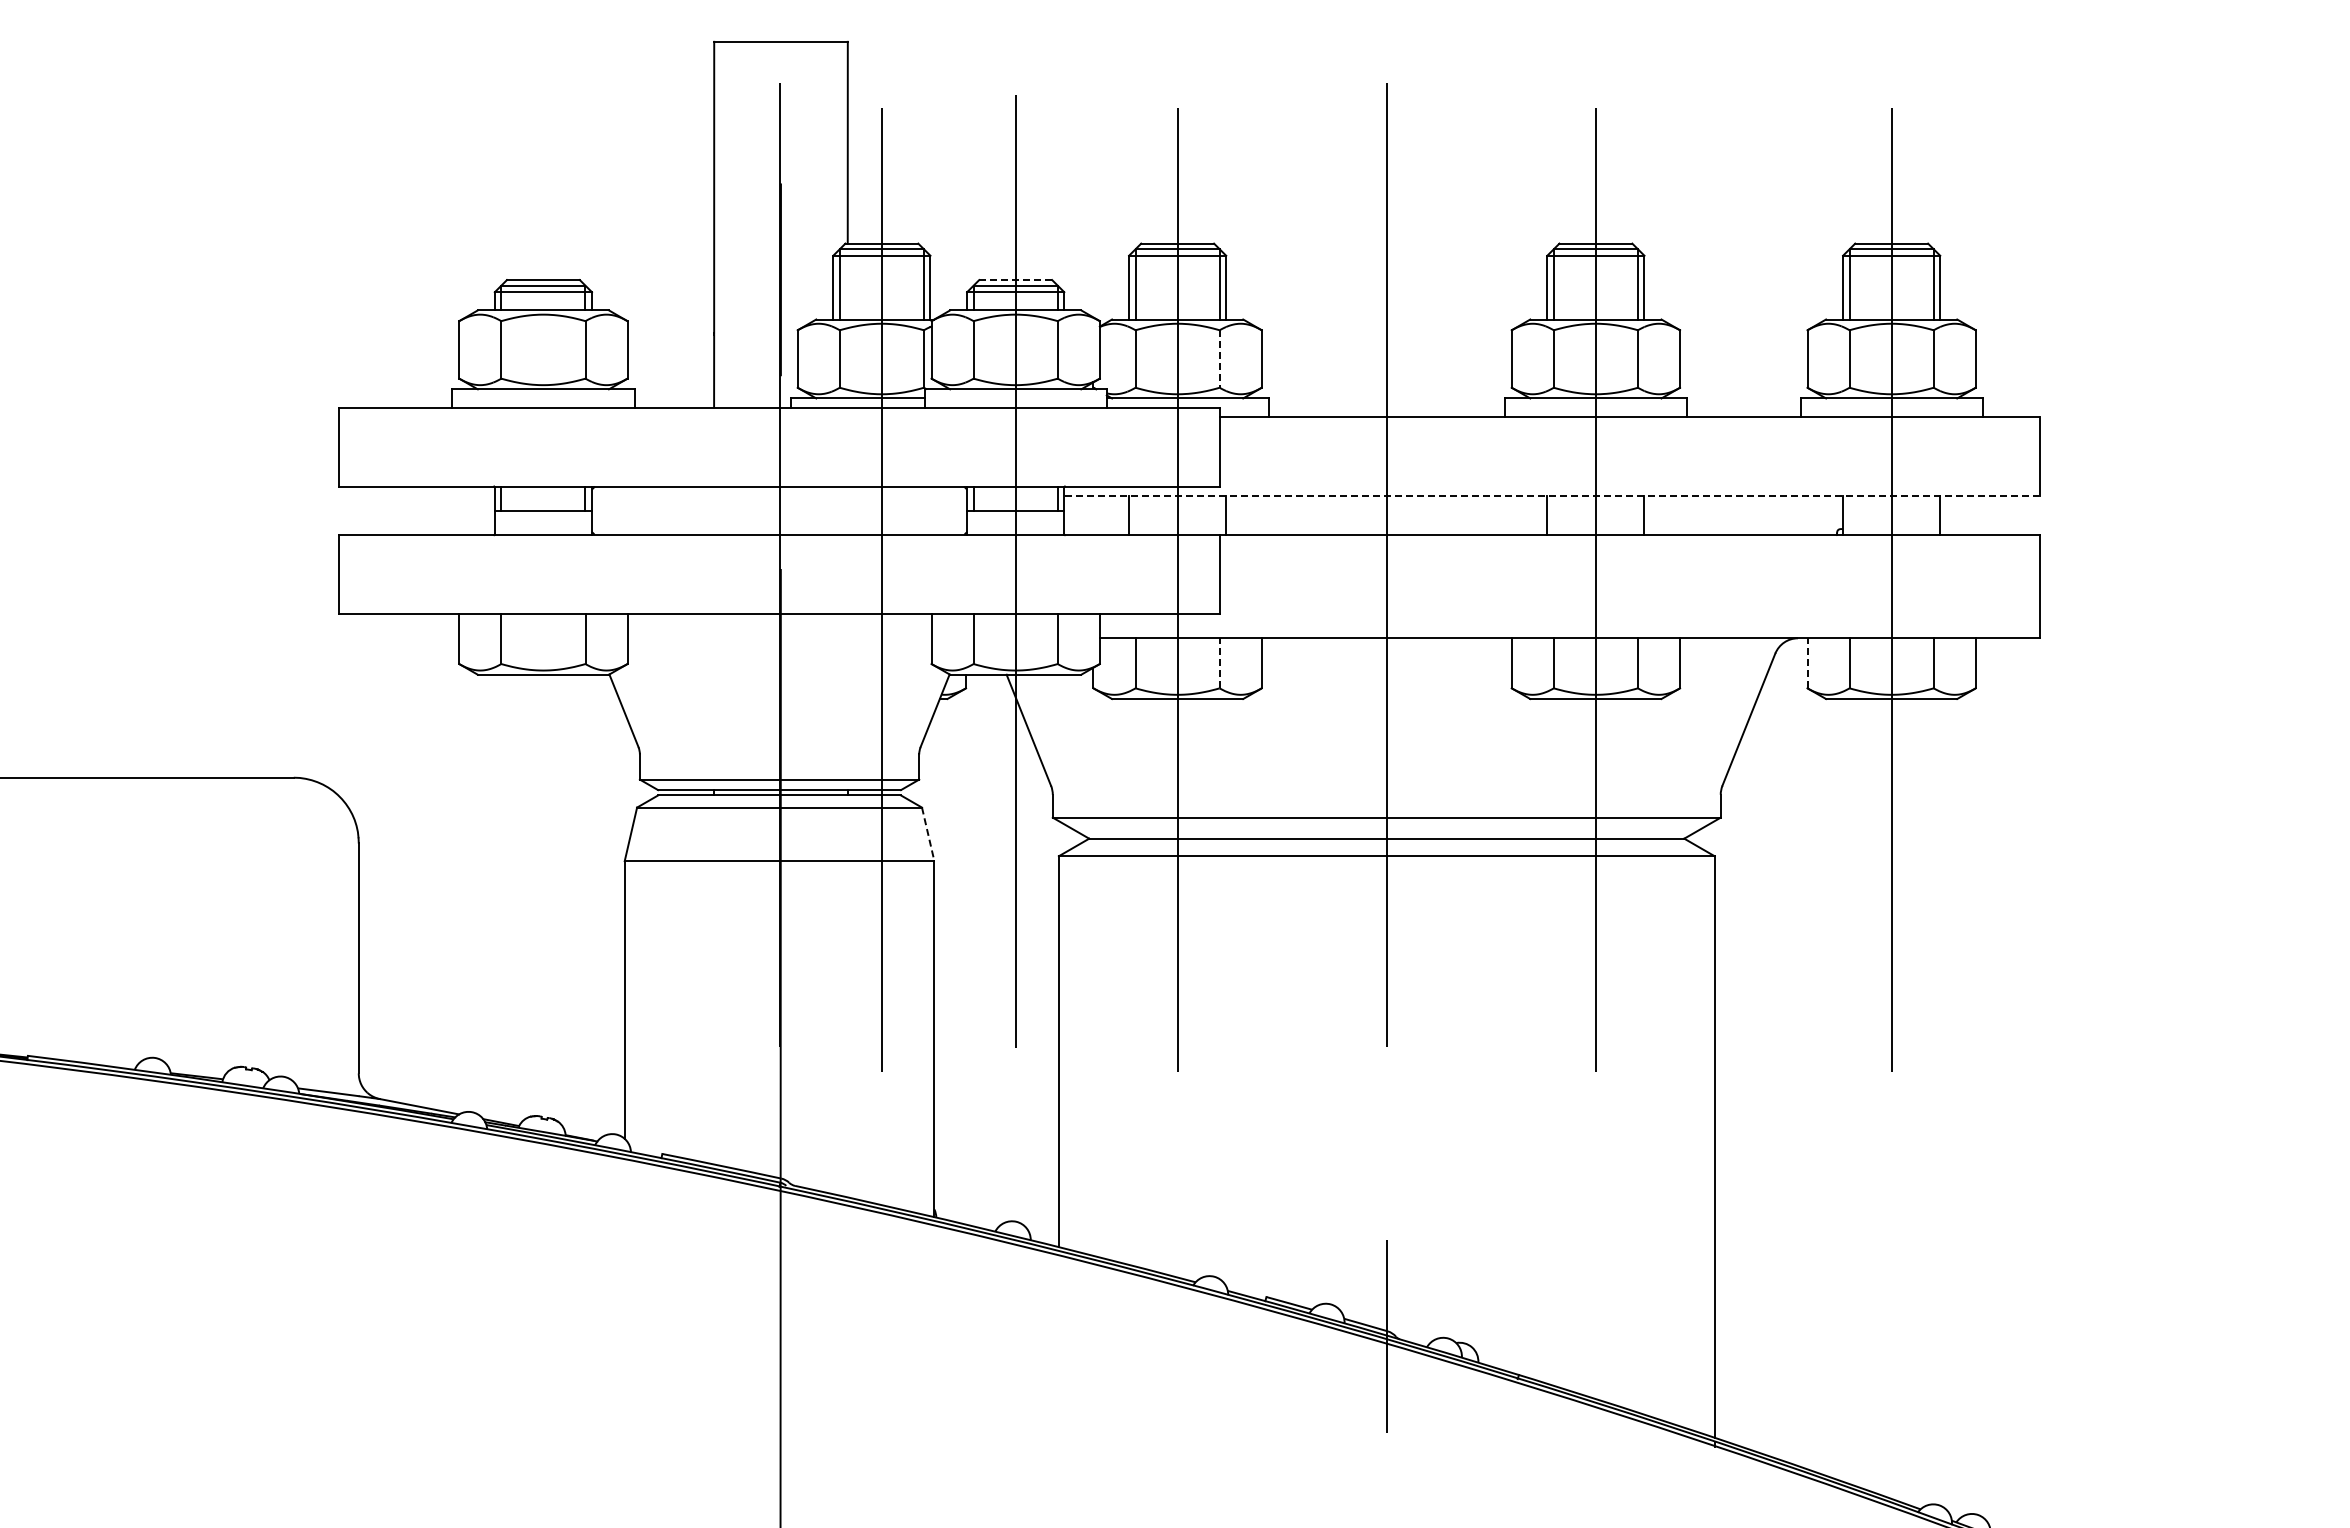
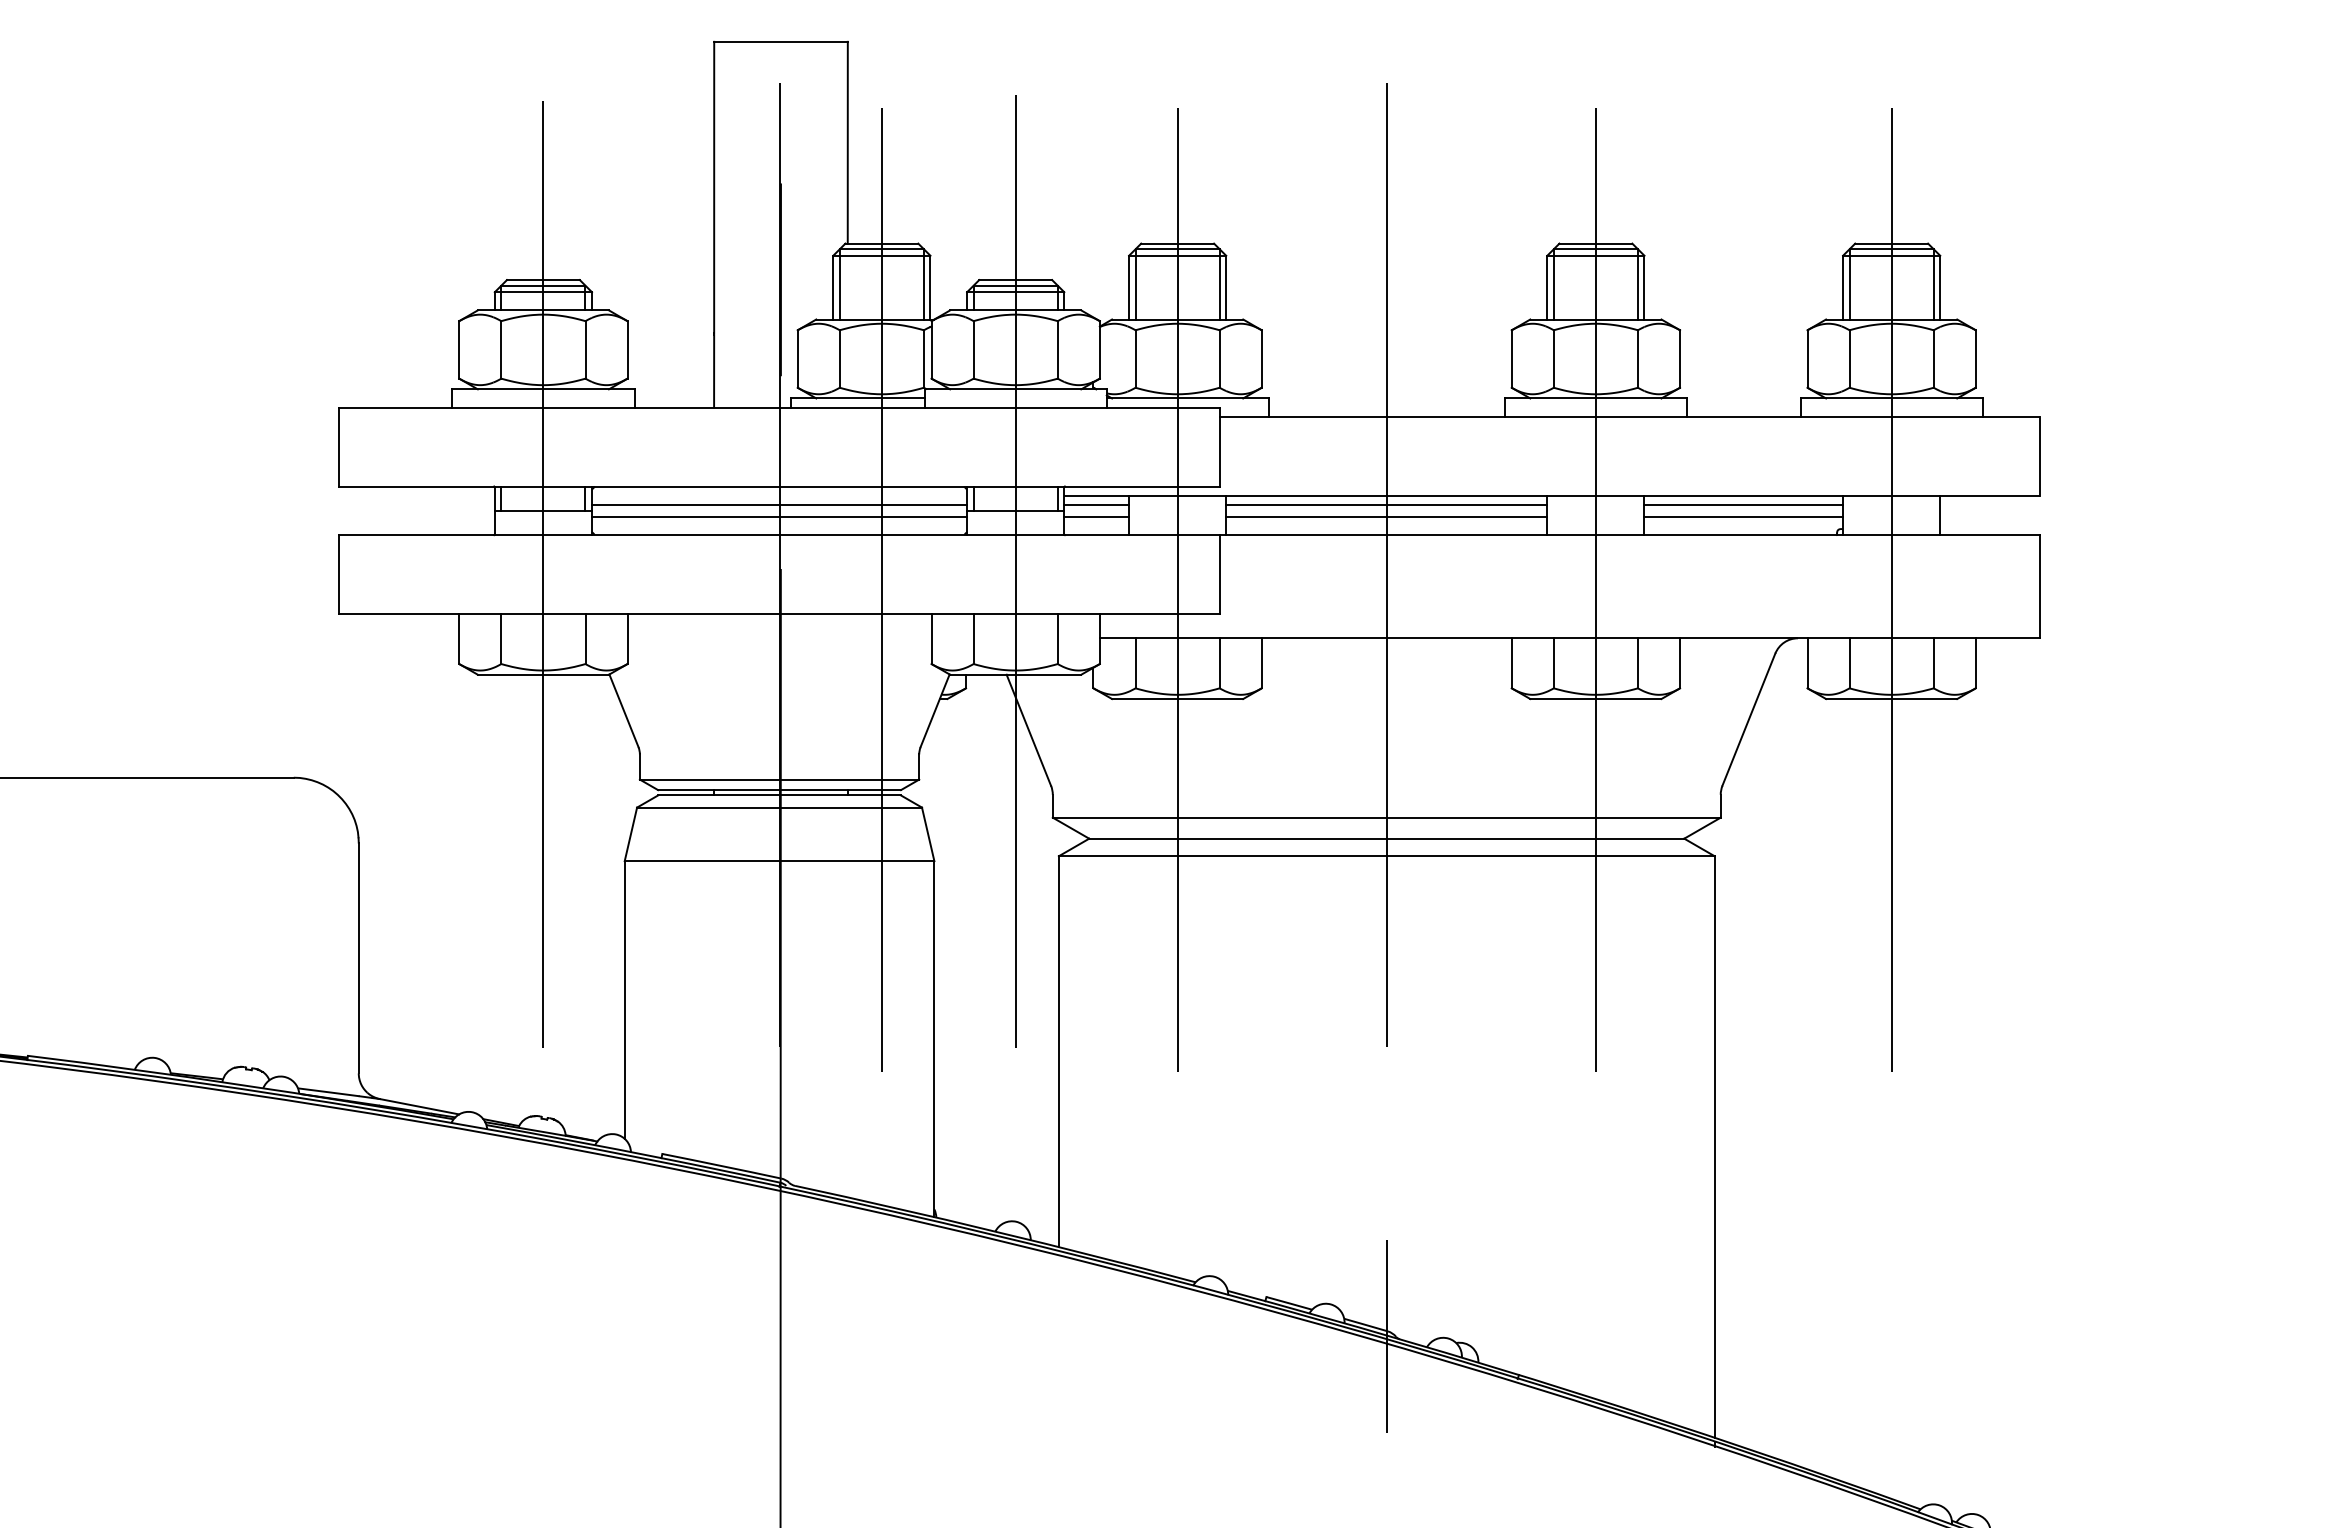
line: dashed -> solid (1016, 280)
line: dashed -> solid (1219, 359)
line: dashed -> solid (1552, 495)
line: none -> present (779, 504)
line: none -> present (1096, 504)
line: none -> present (1386, 504)
line: none -> present (1743, 504)
line: none -> present (779, 516)
line: none -> present (1096, 516)
line: none -> present (1386, 516)
line: none -> present (1743, 516)
line: none -> present (543, 574)
line: dashed -> solid (1219, 662)
line: dashed -> solid (1807, 662)
line: dashed -> solid (928, 834)
